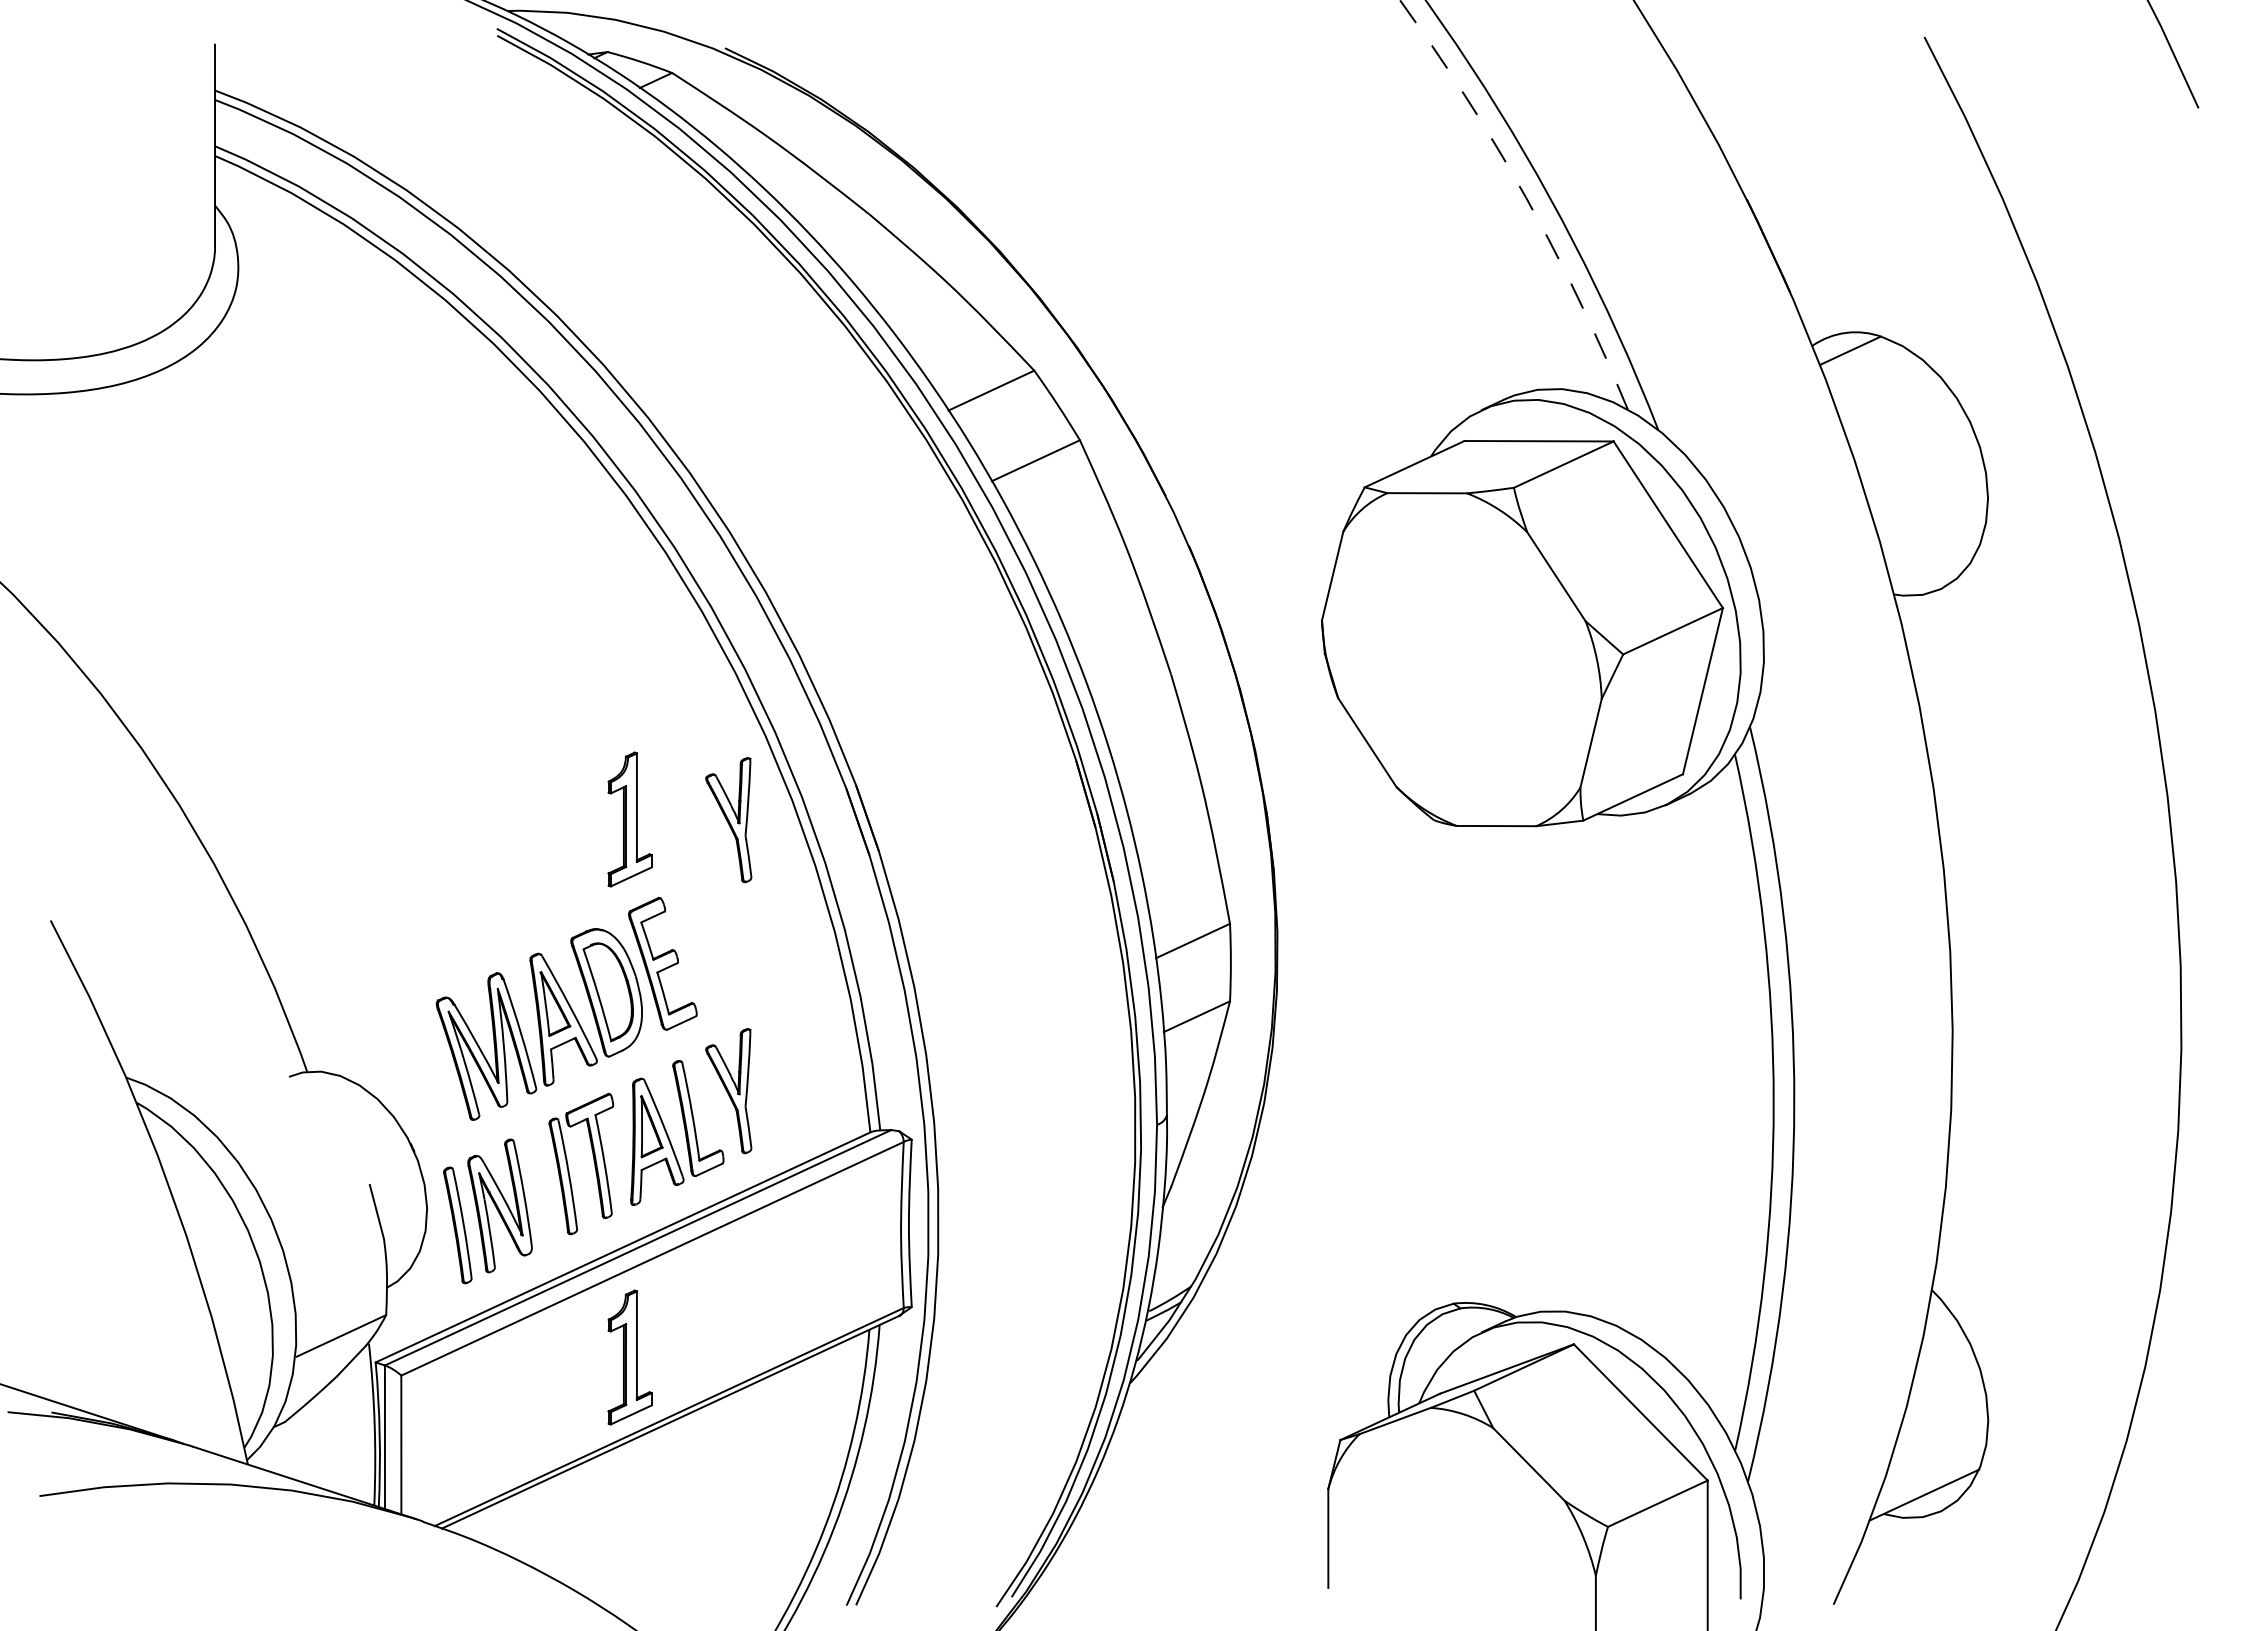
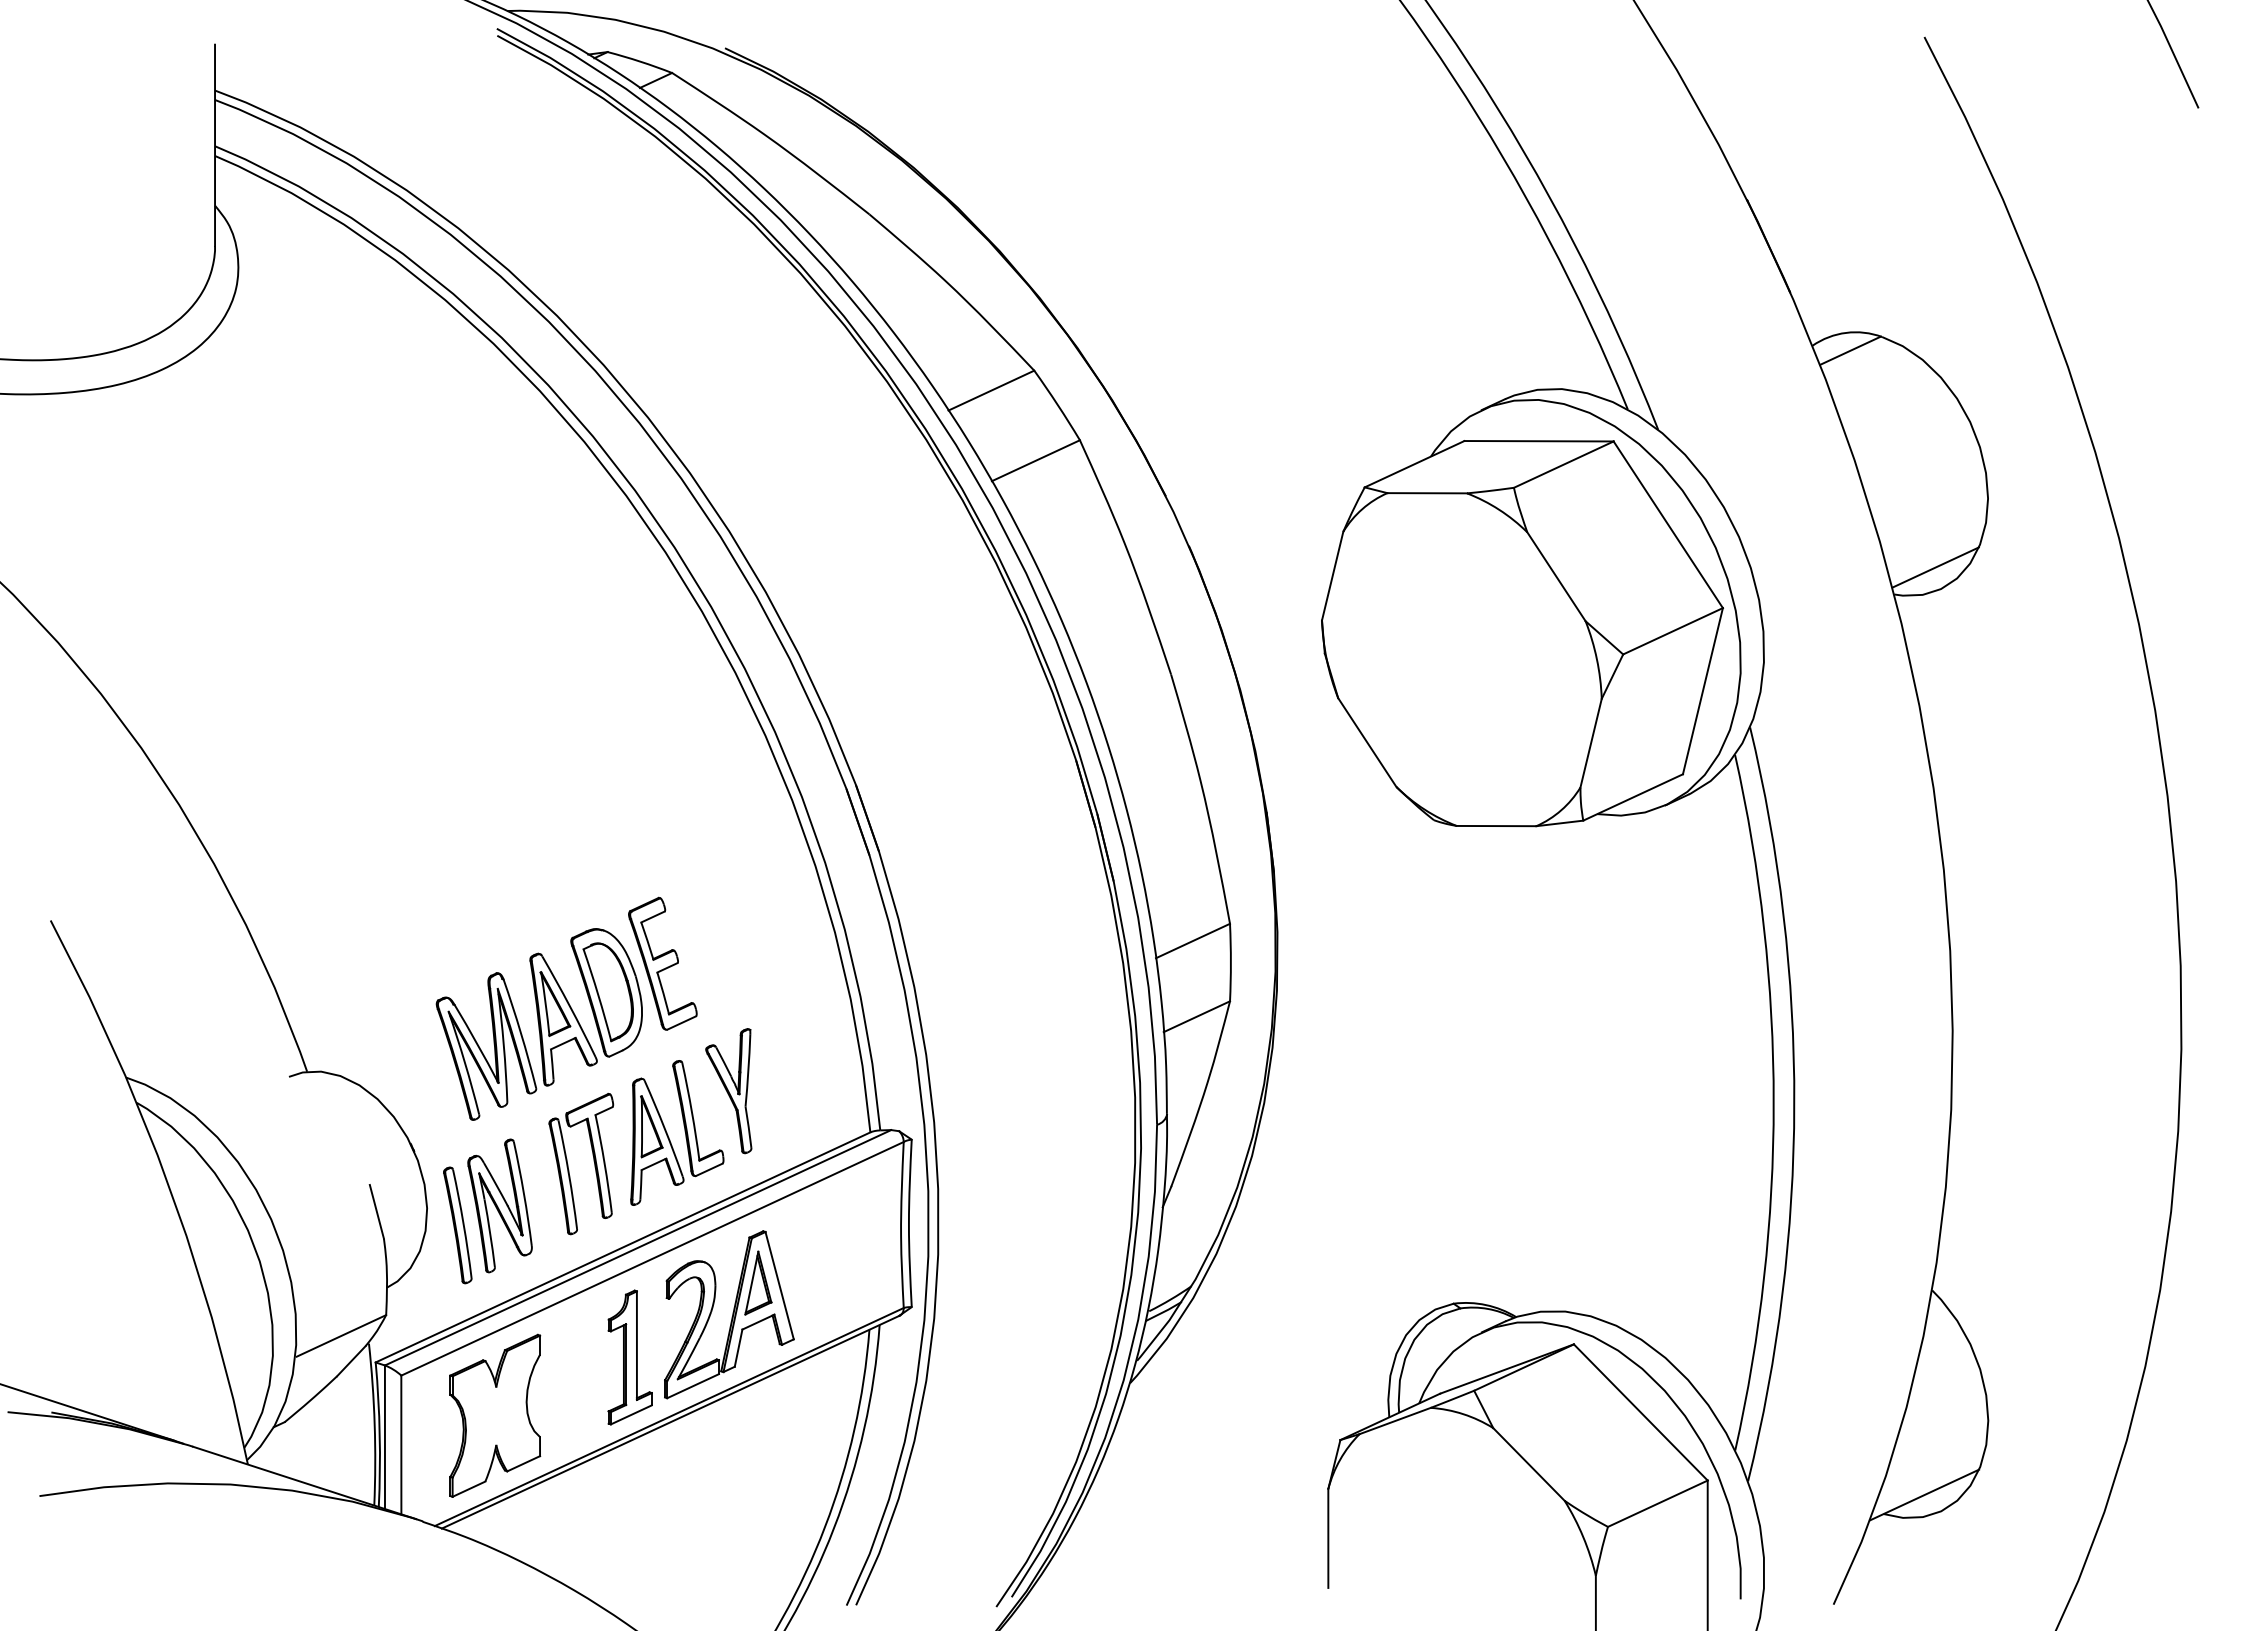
arc: dashed -> solid (1526, 197)
line: none -> present (1935, 567)
part: present -> none (629, 819)
part: present -> none (728, 820)
part: none -> present (729, 1314)
part: none -> present (495, 1415)
